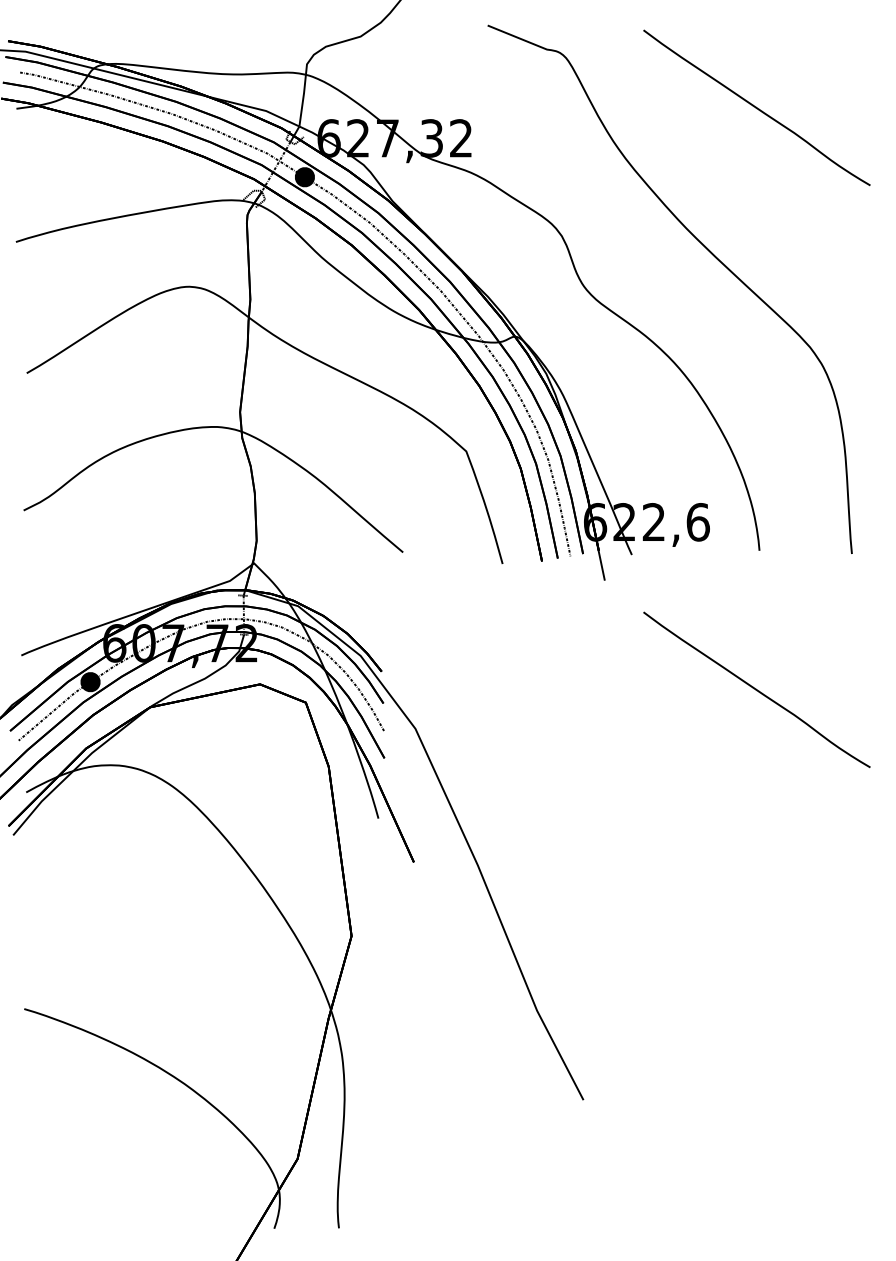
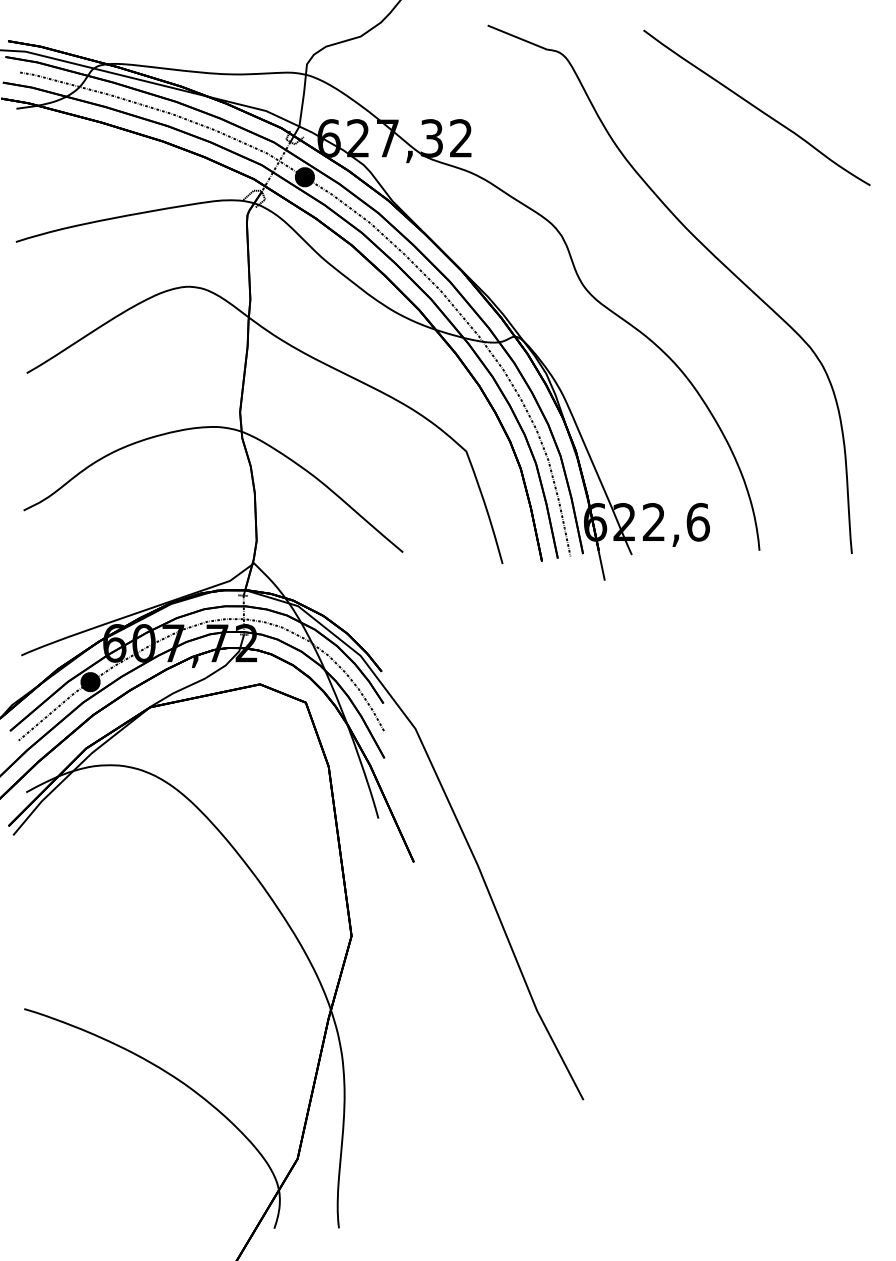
part: present -> none (756, 689)
